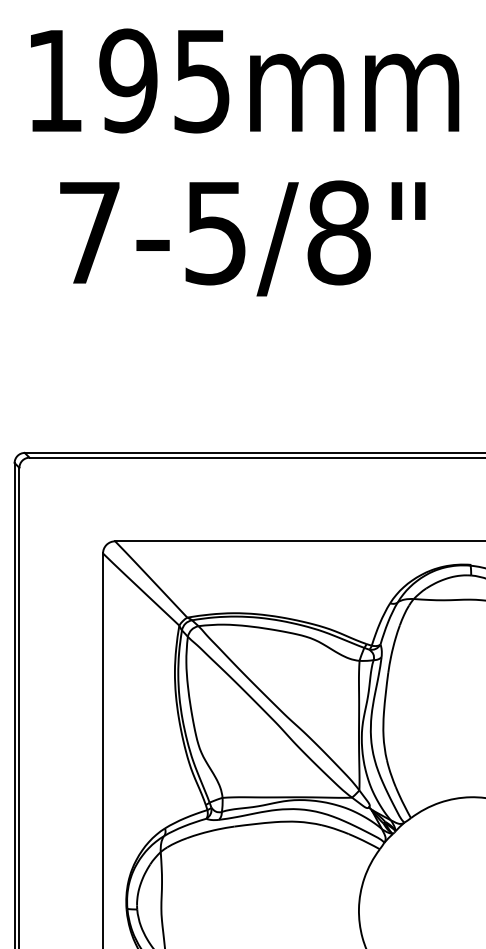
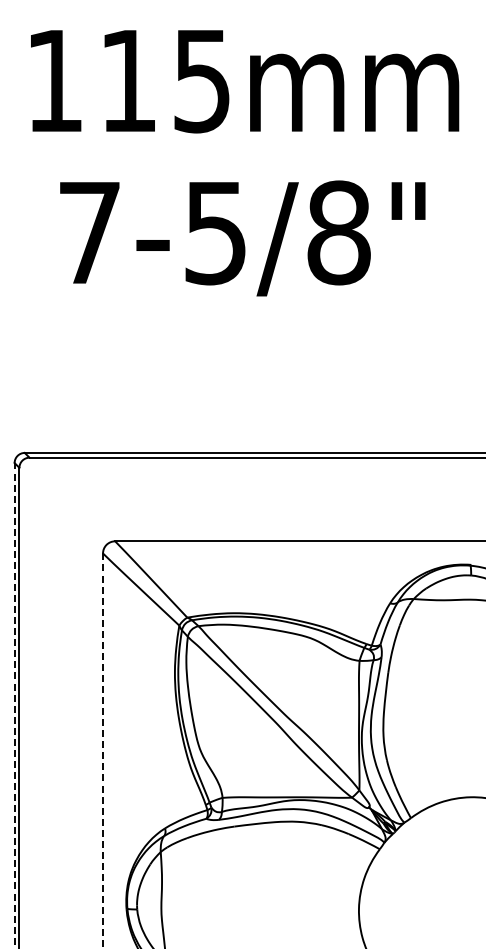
text: 195 -> 115 (128, 80)
line: solid -> dashed (14, 706)
line: solid -> dashed (103, 751)
